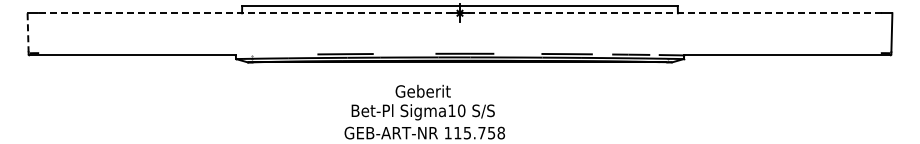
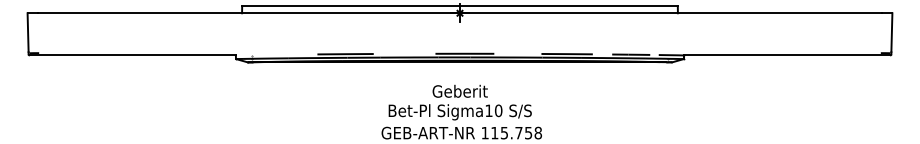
line: dashed -> solid (460, 13)
line: dashed -> solid (28, 33)
text position: (424, 111) -> (461, 111) (461, 111)
